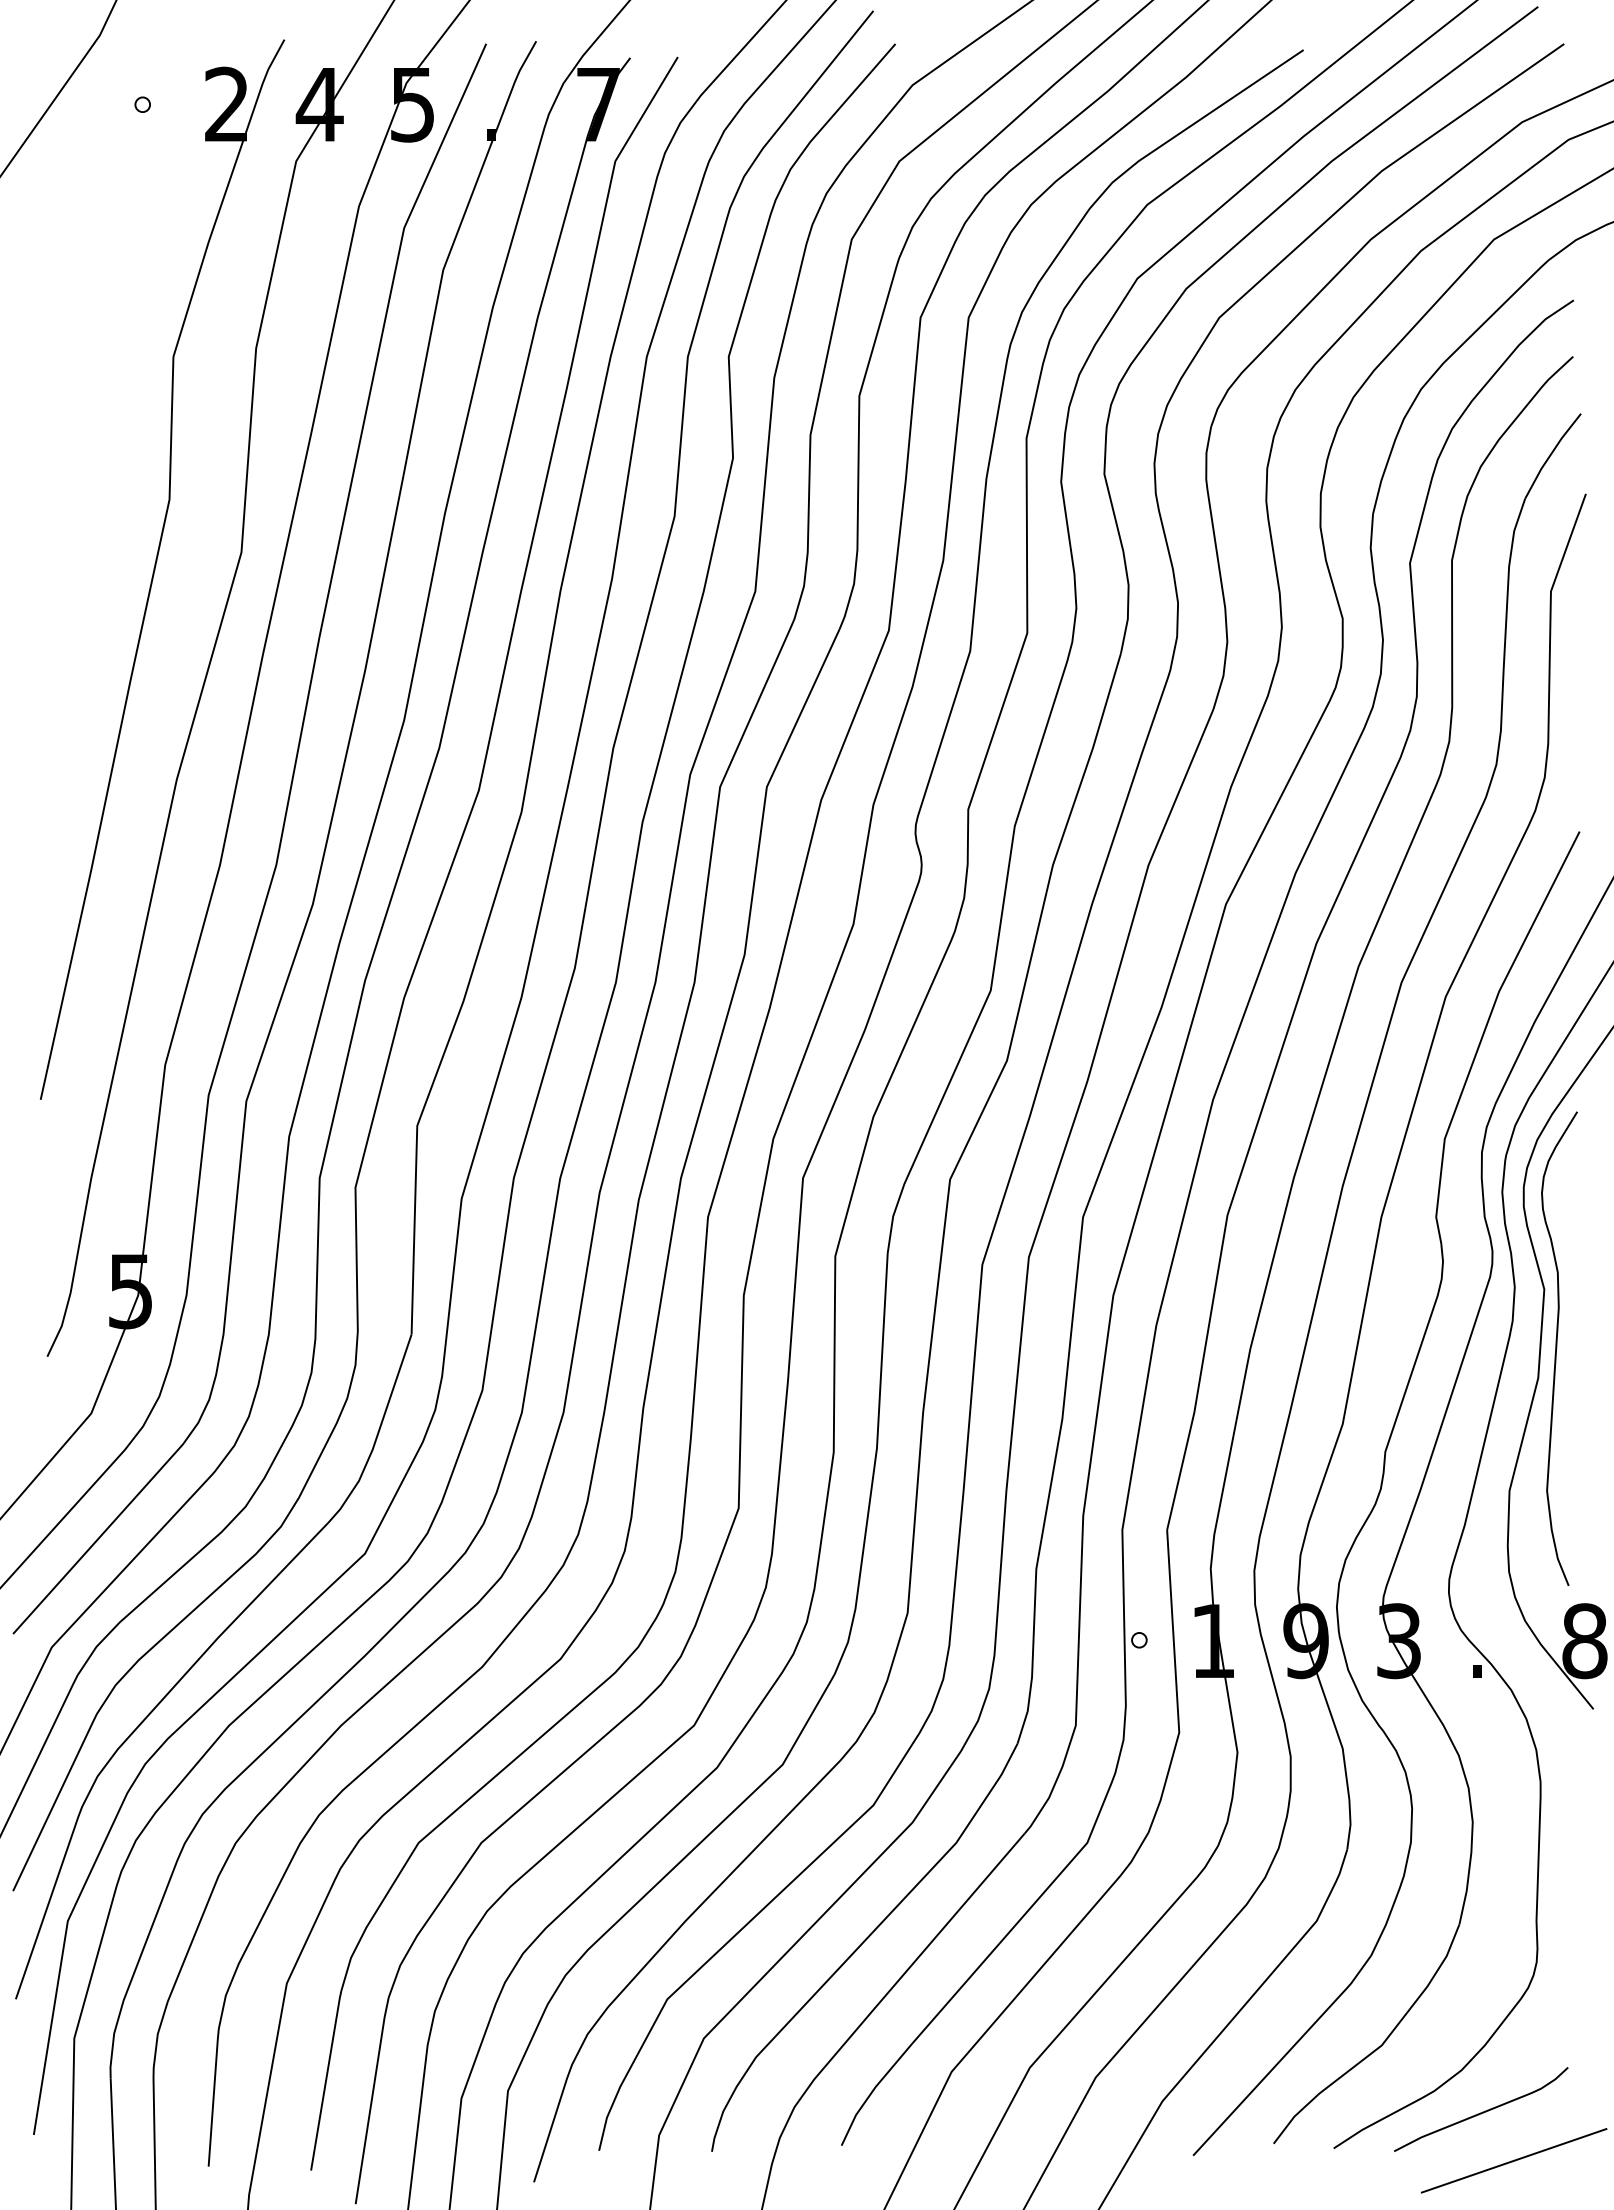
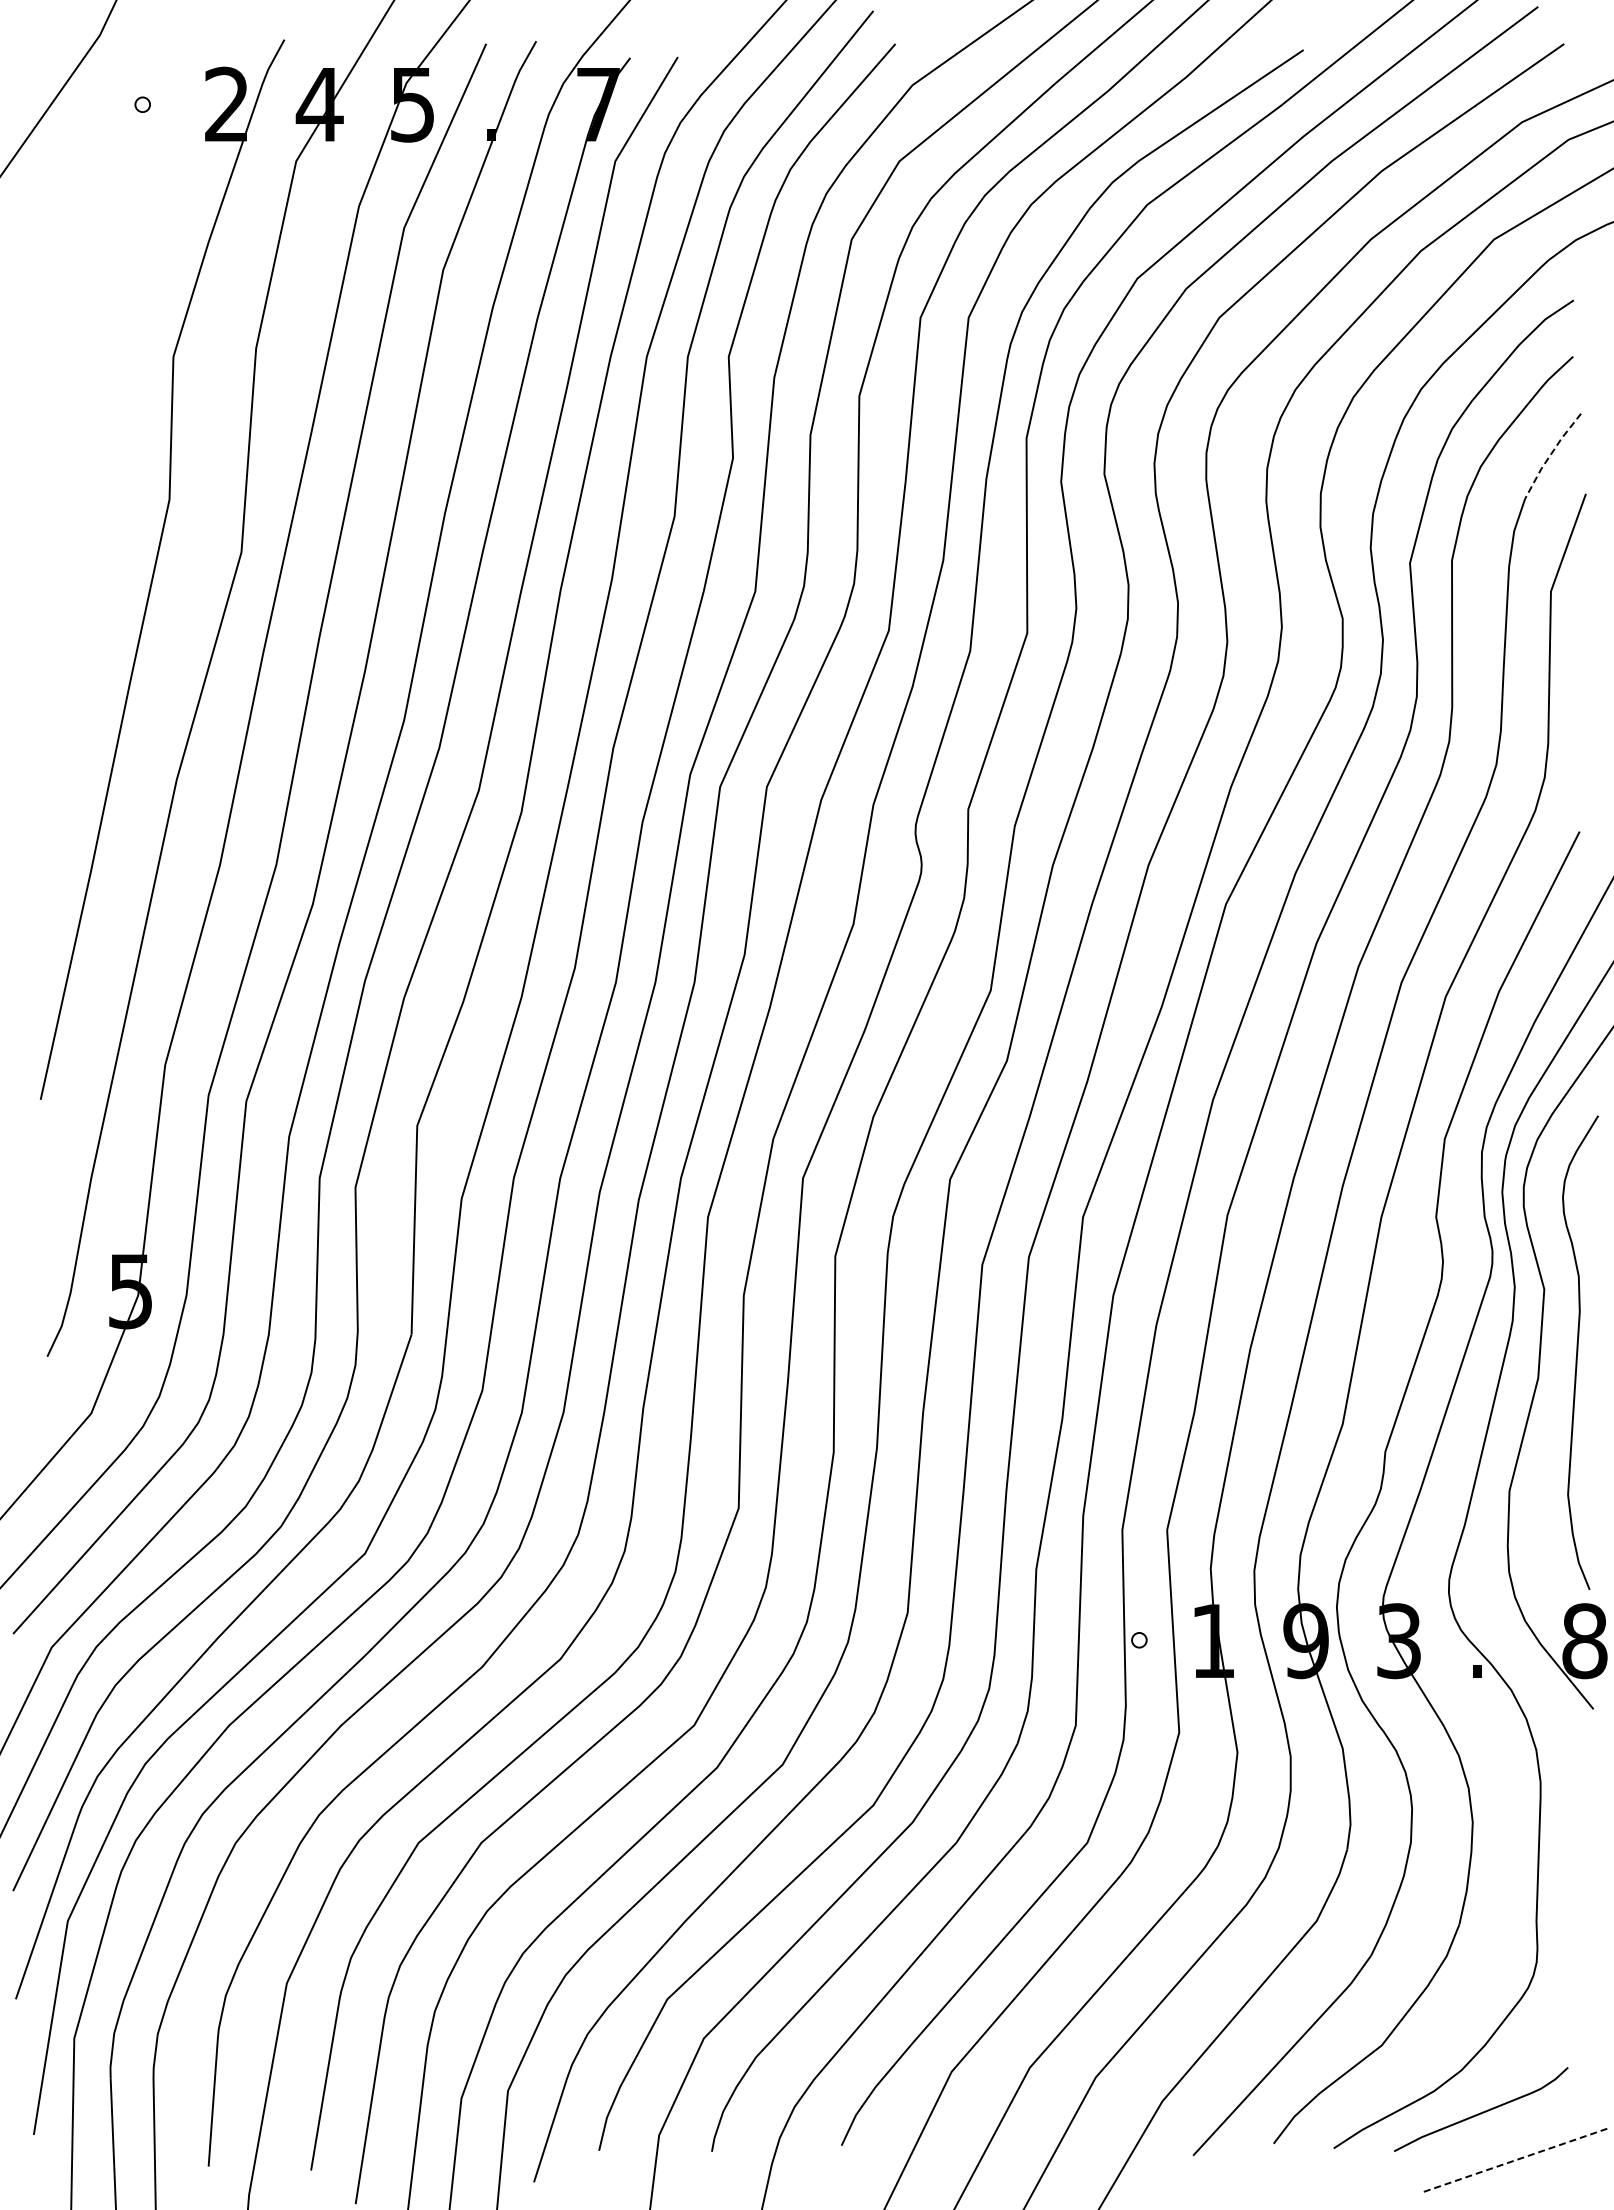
line: solid -> dashed (1550, 454)
curve position: (1557, 1348) -> (1578, 1352) (1578, 1352)
line: solid -> dashed (1514, 2160)
